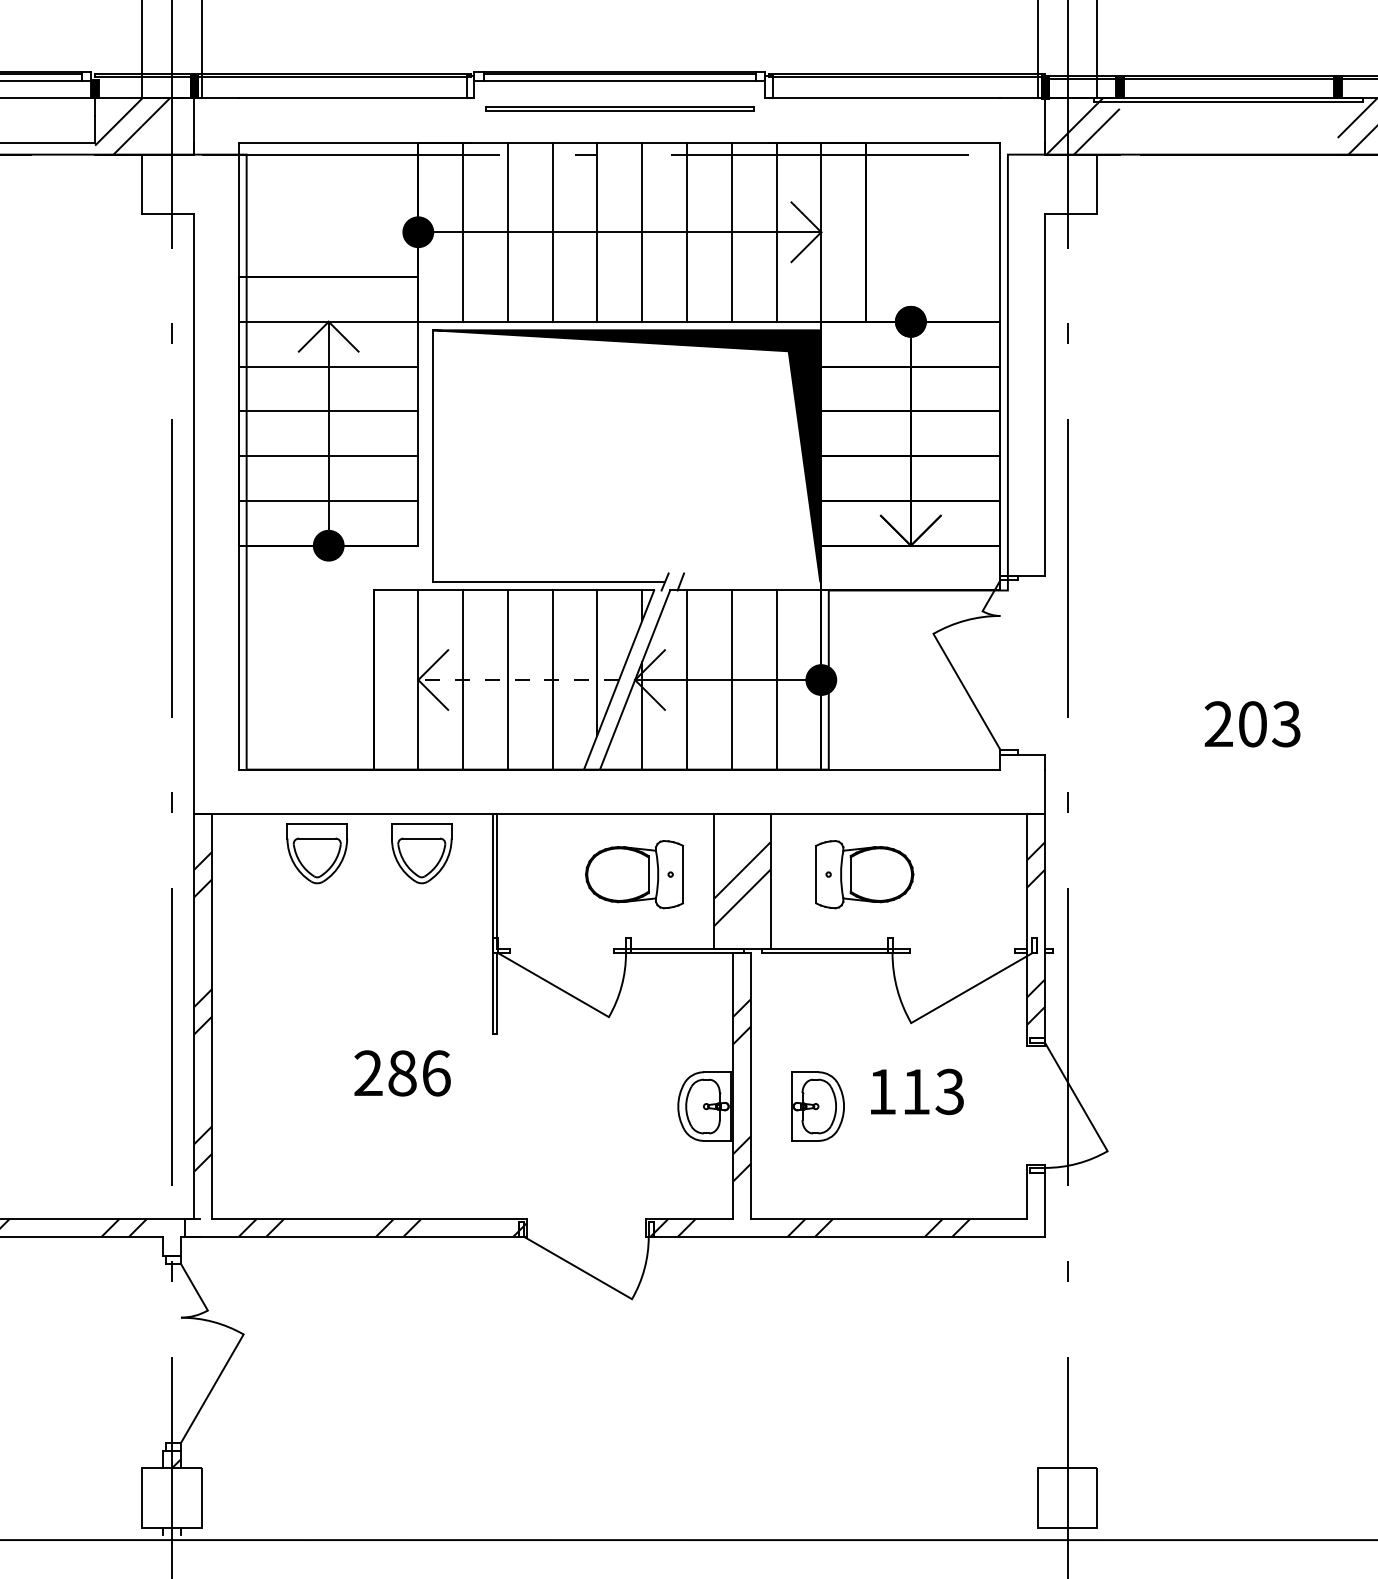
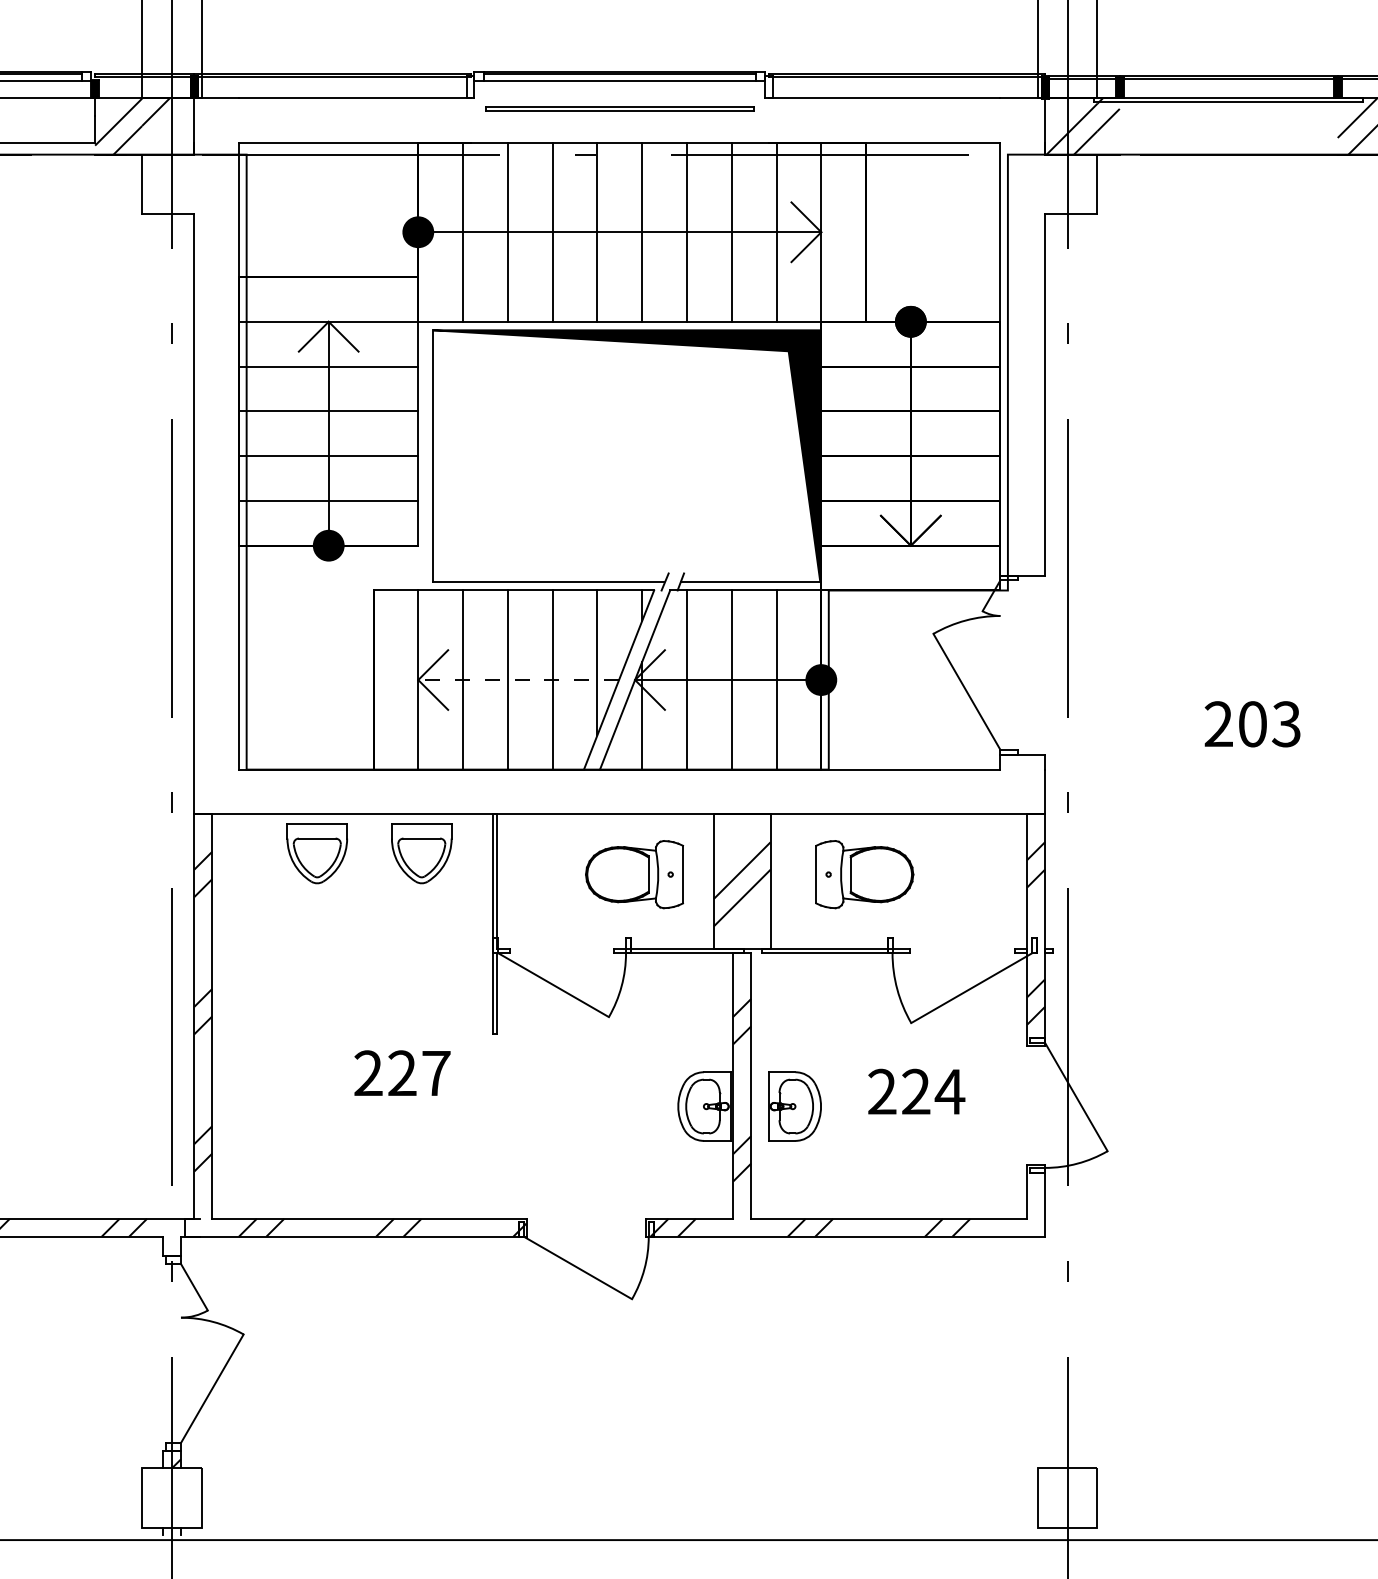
line: none -> present (750, 582)
text: 286 -> 227 (419, 1073)
text: 113 -> 224 (916, 1091)
part position: (817, 1106) -> (794, 1106) (794, 1106)
